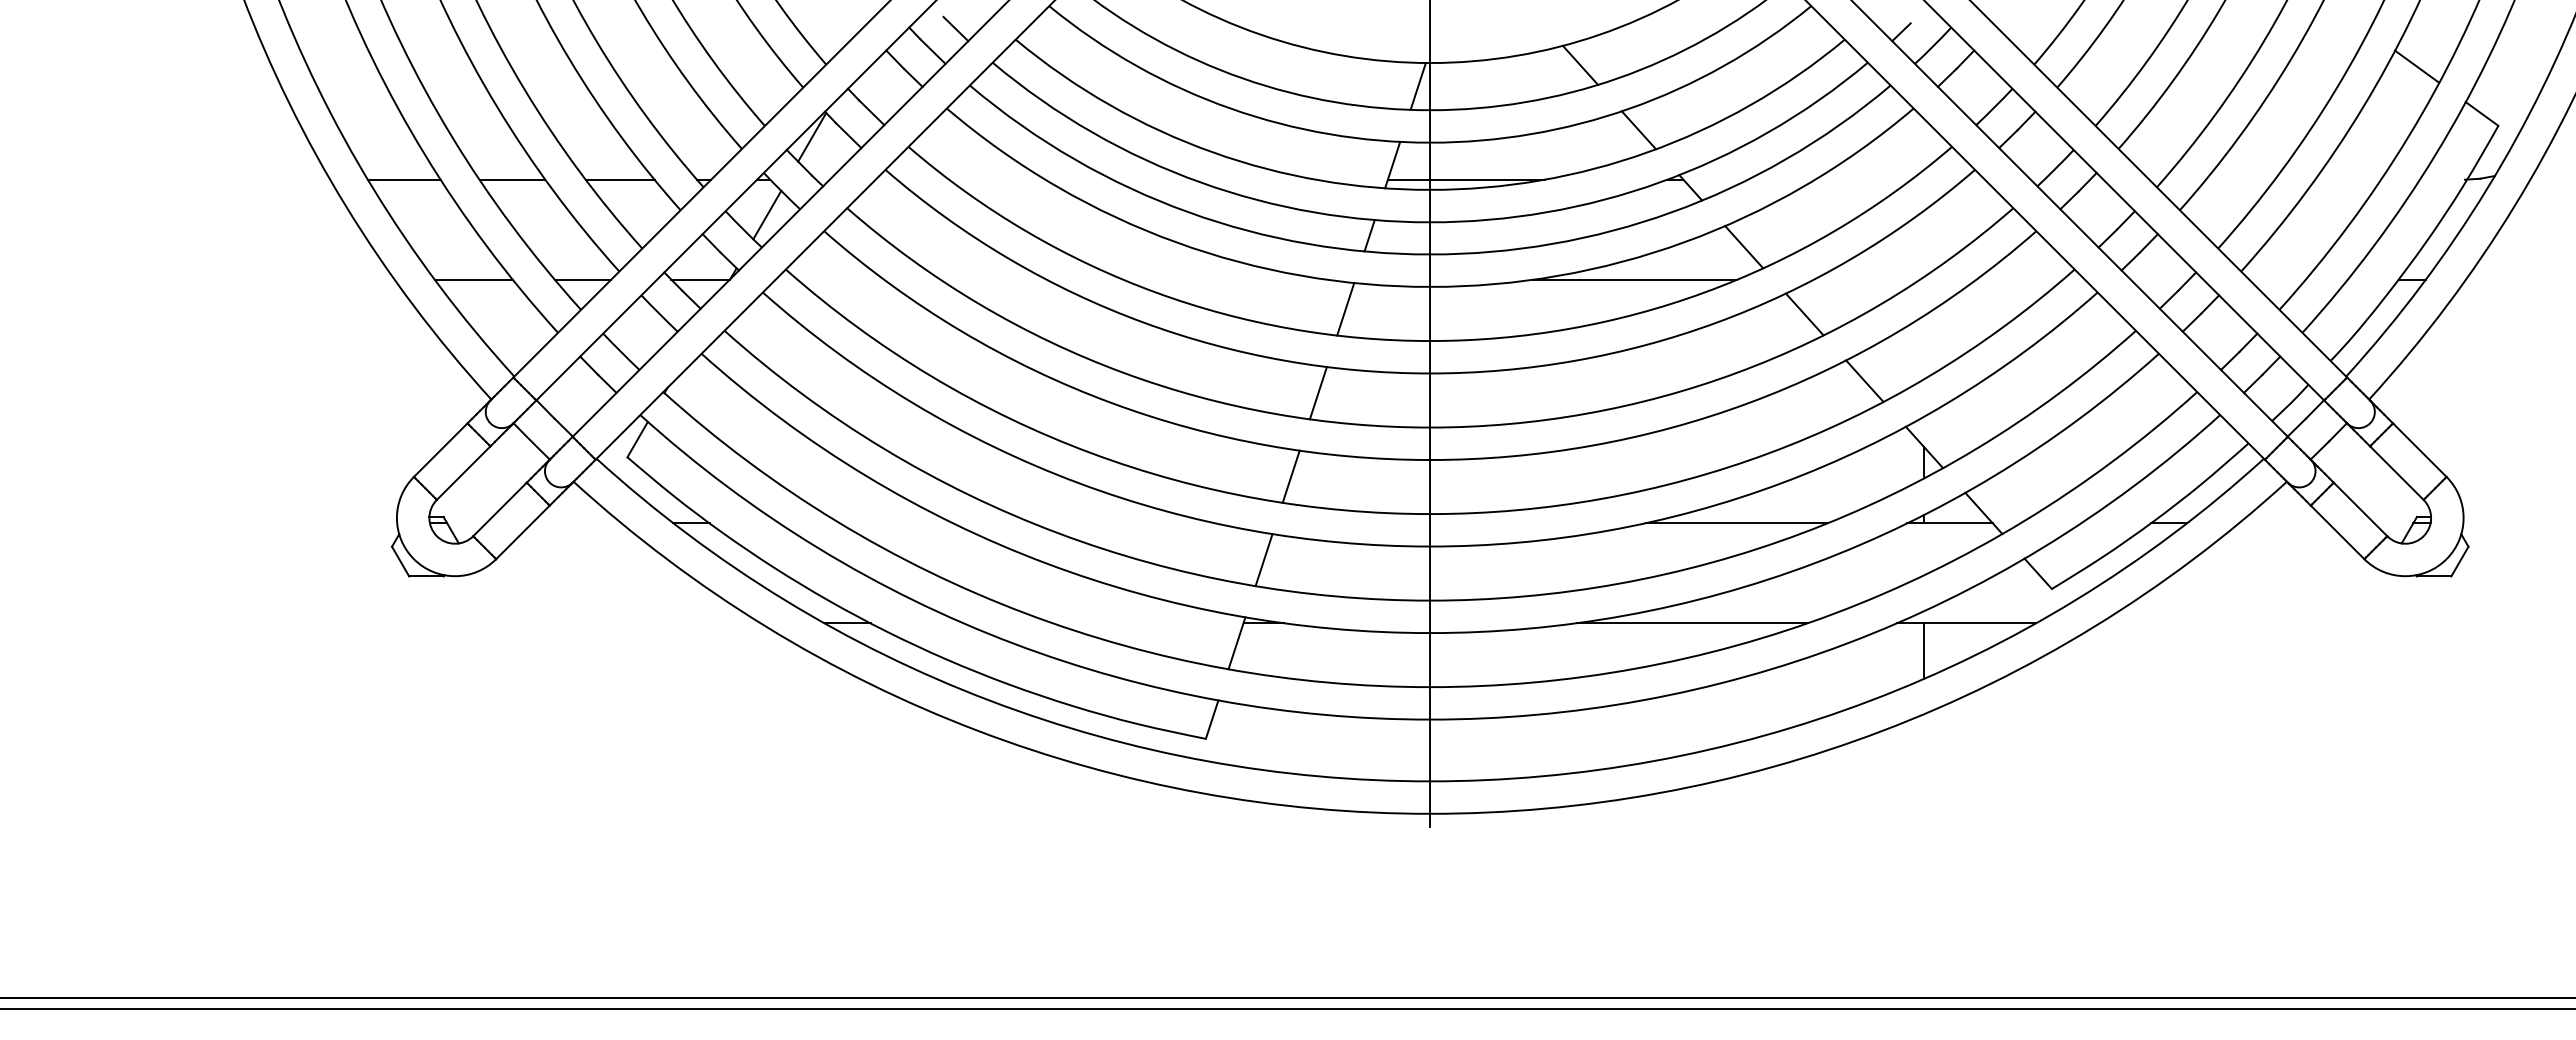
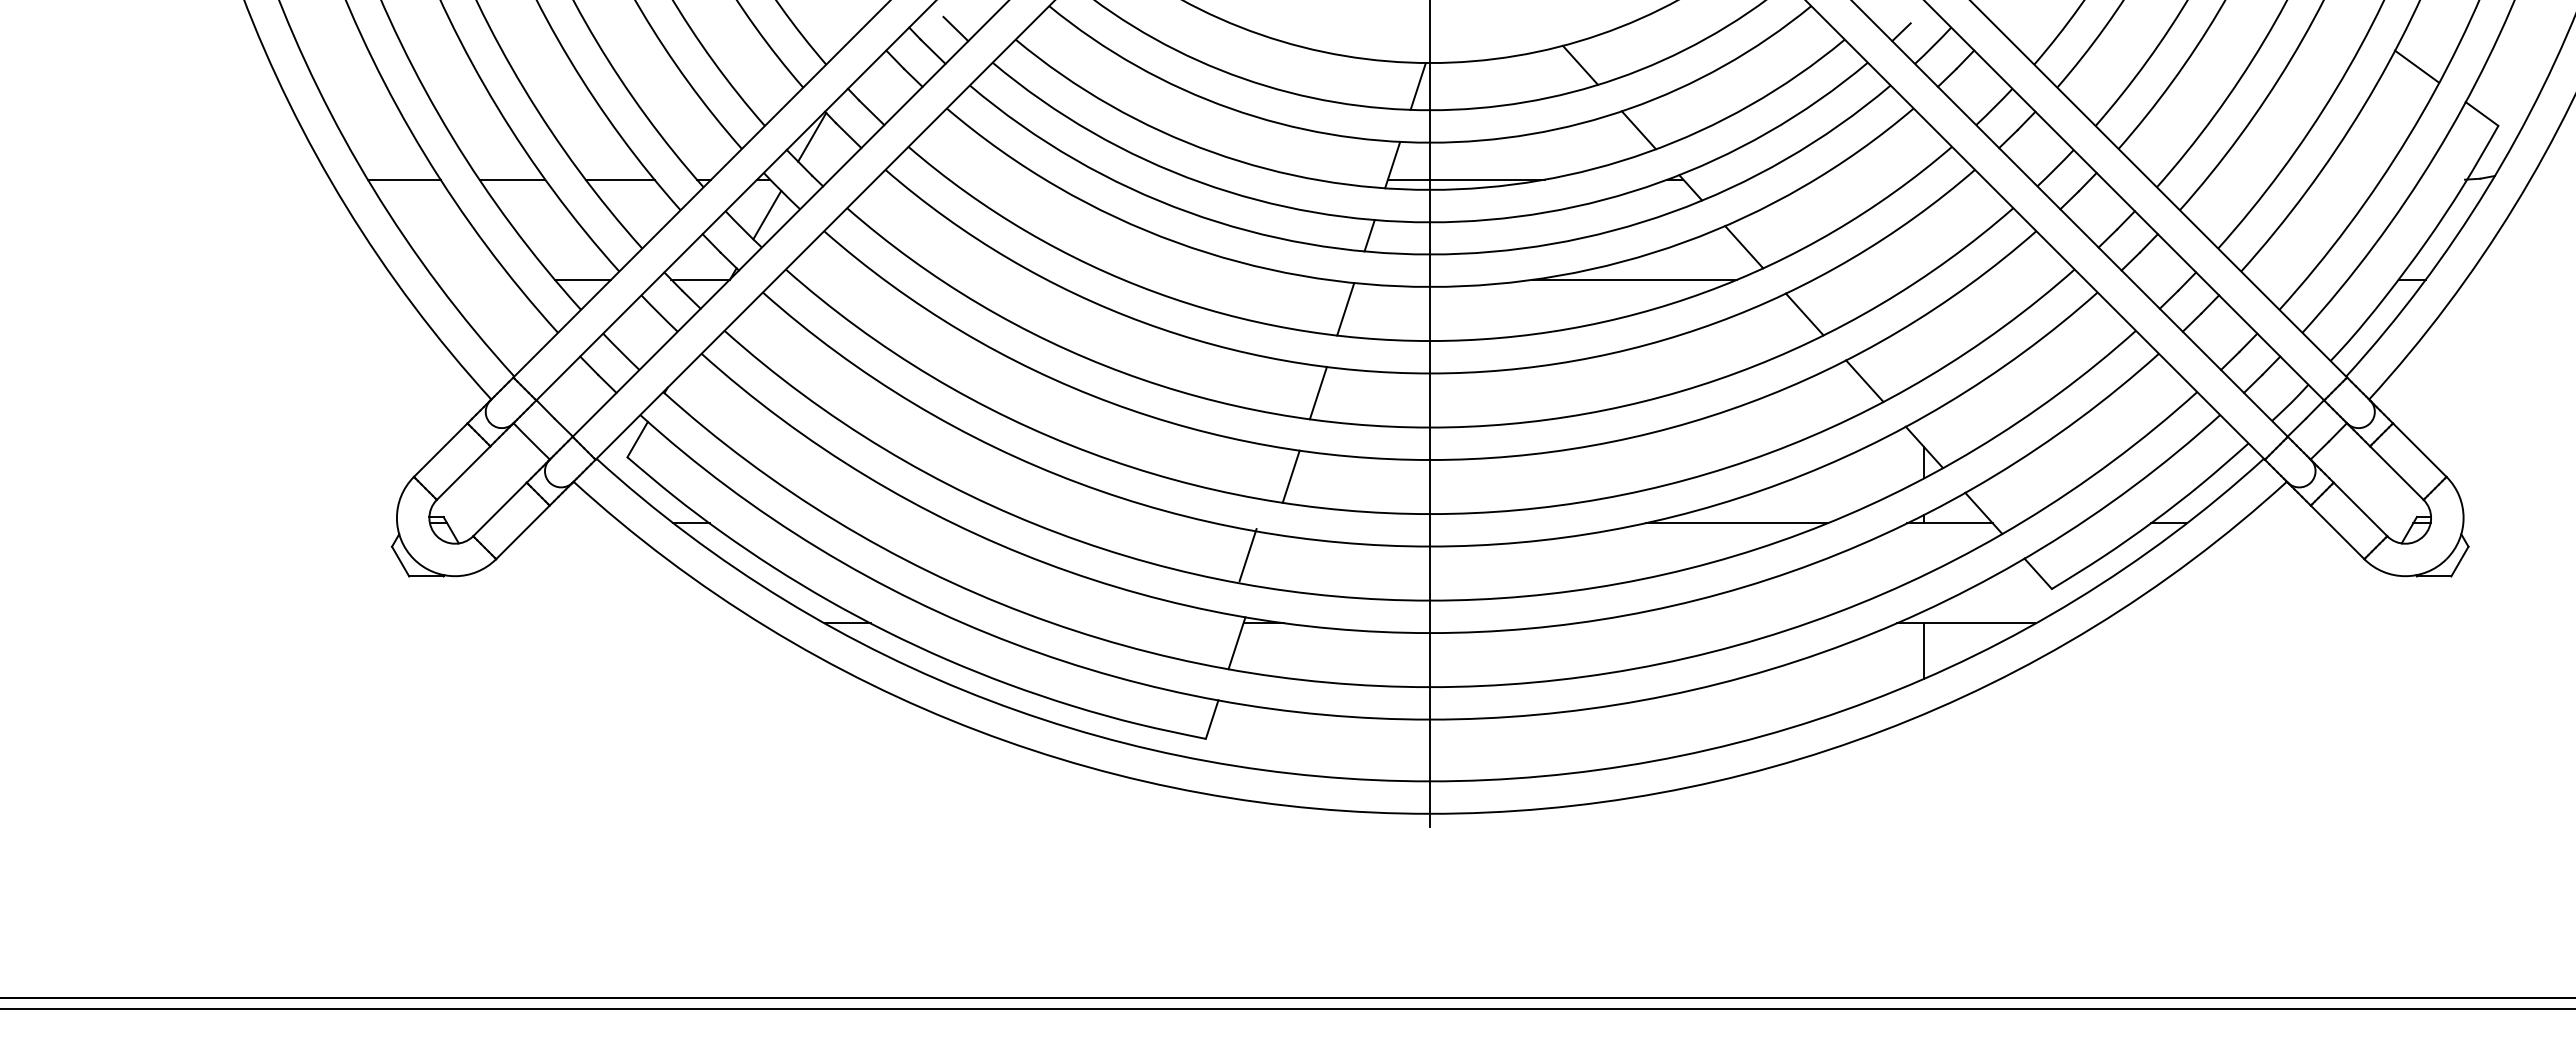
line: present -> none (473, 279)
line position: (1263, 560) -> (1247, 555) (1247, 555)
line: present -> none (1691, 623)
